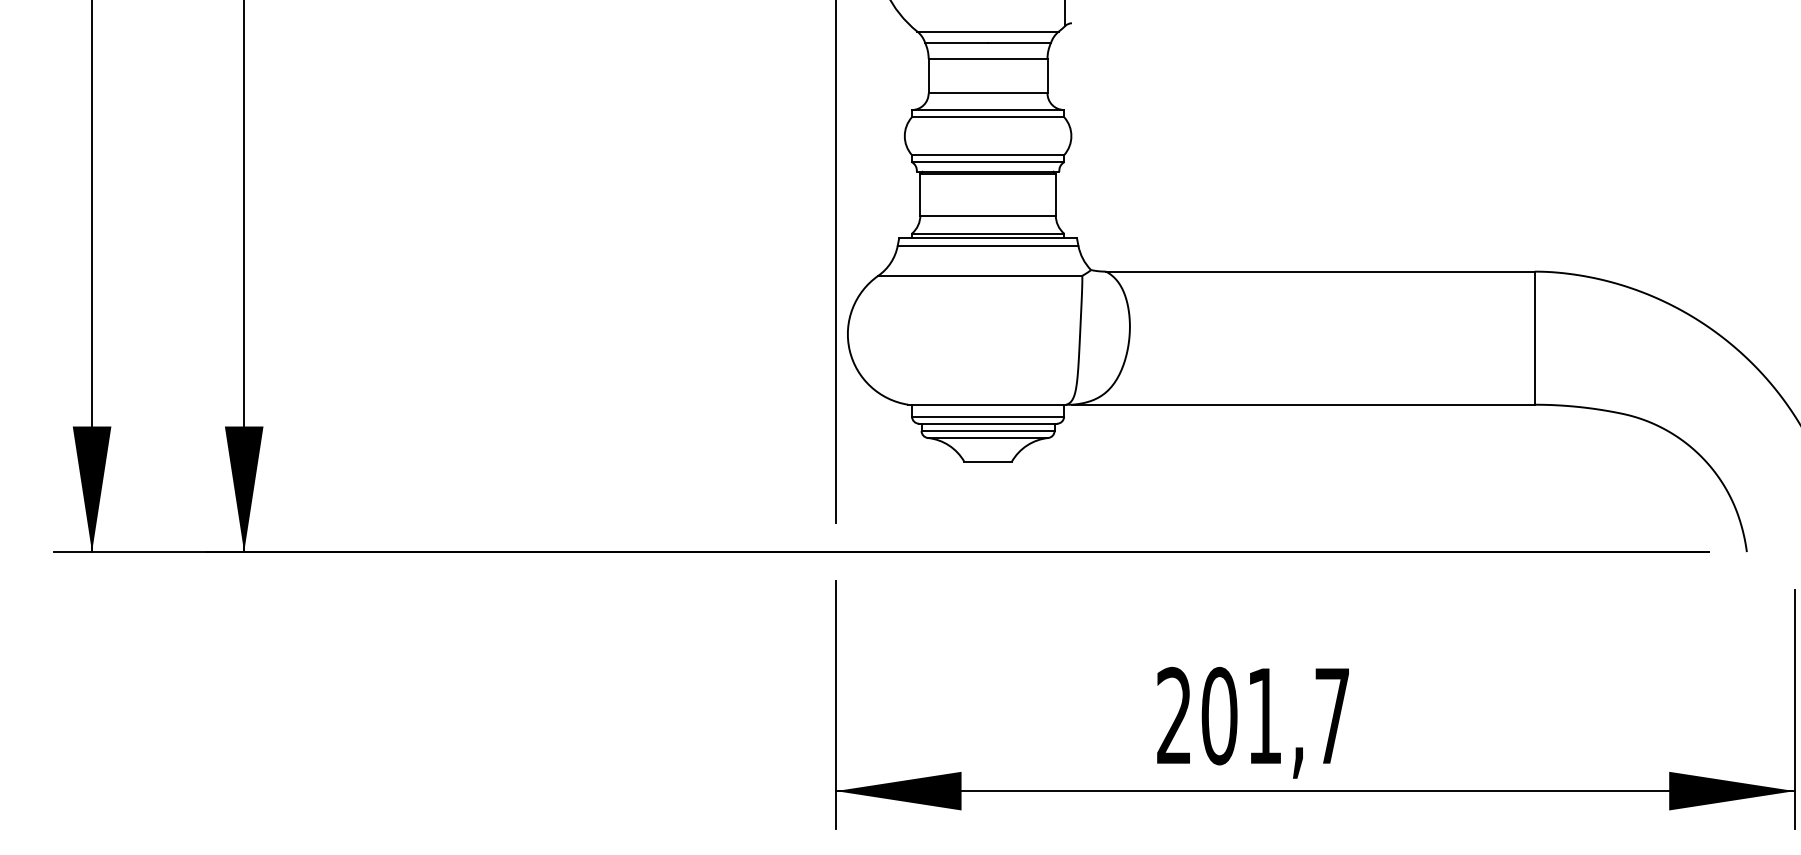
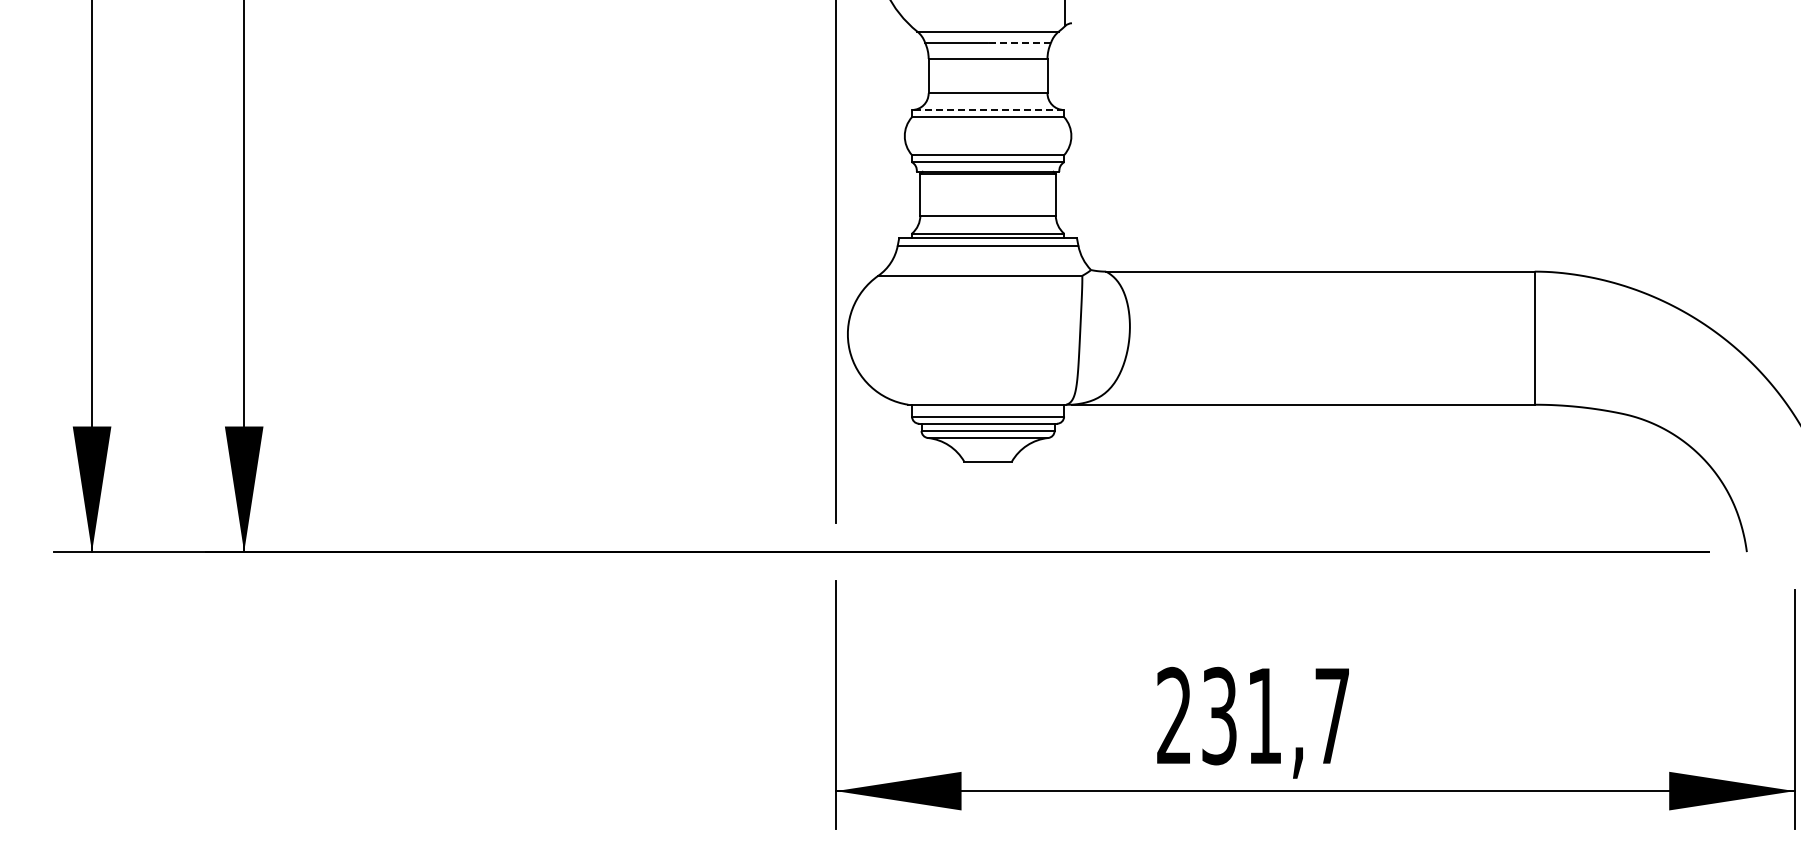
line: solid -> dashed (1019, 42)
line: solid -> dashed (987, 110)
text: 201,7 -> 231,7 (1219, 715)
